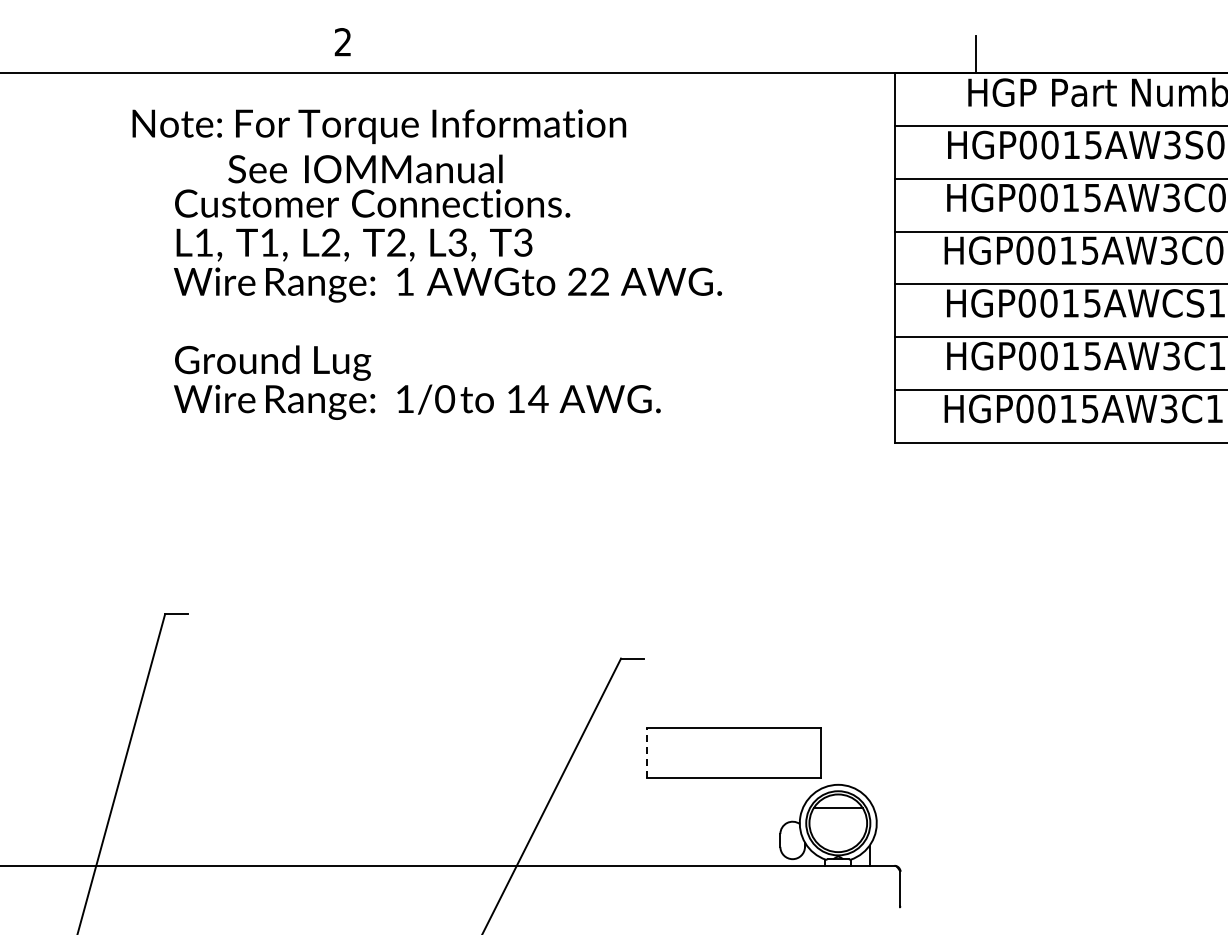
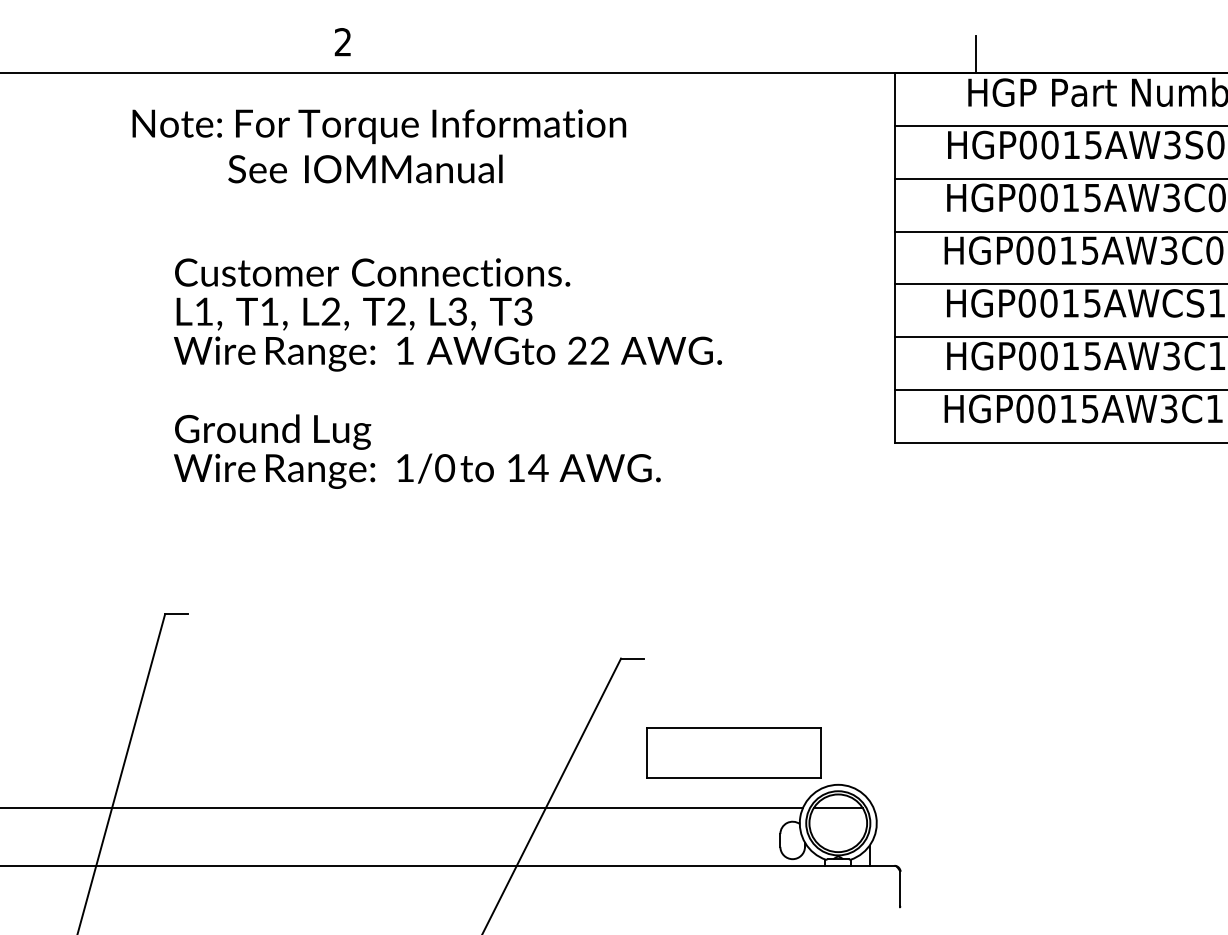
text position: (447, 304) -> (447, 373) (447, 373)
line: dashed -> solid (646, 752)
line: none -> present (402, 808)
